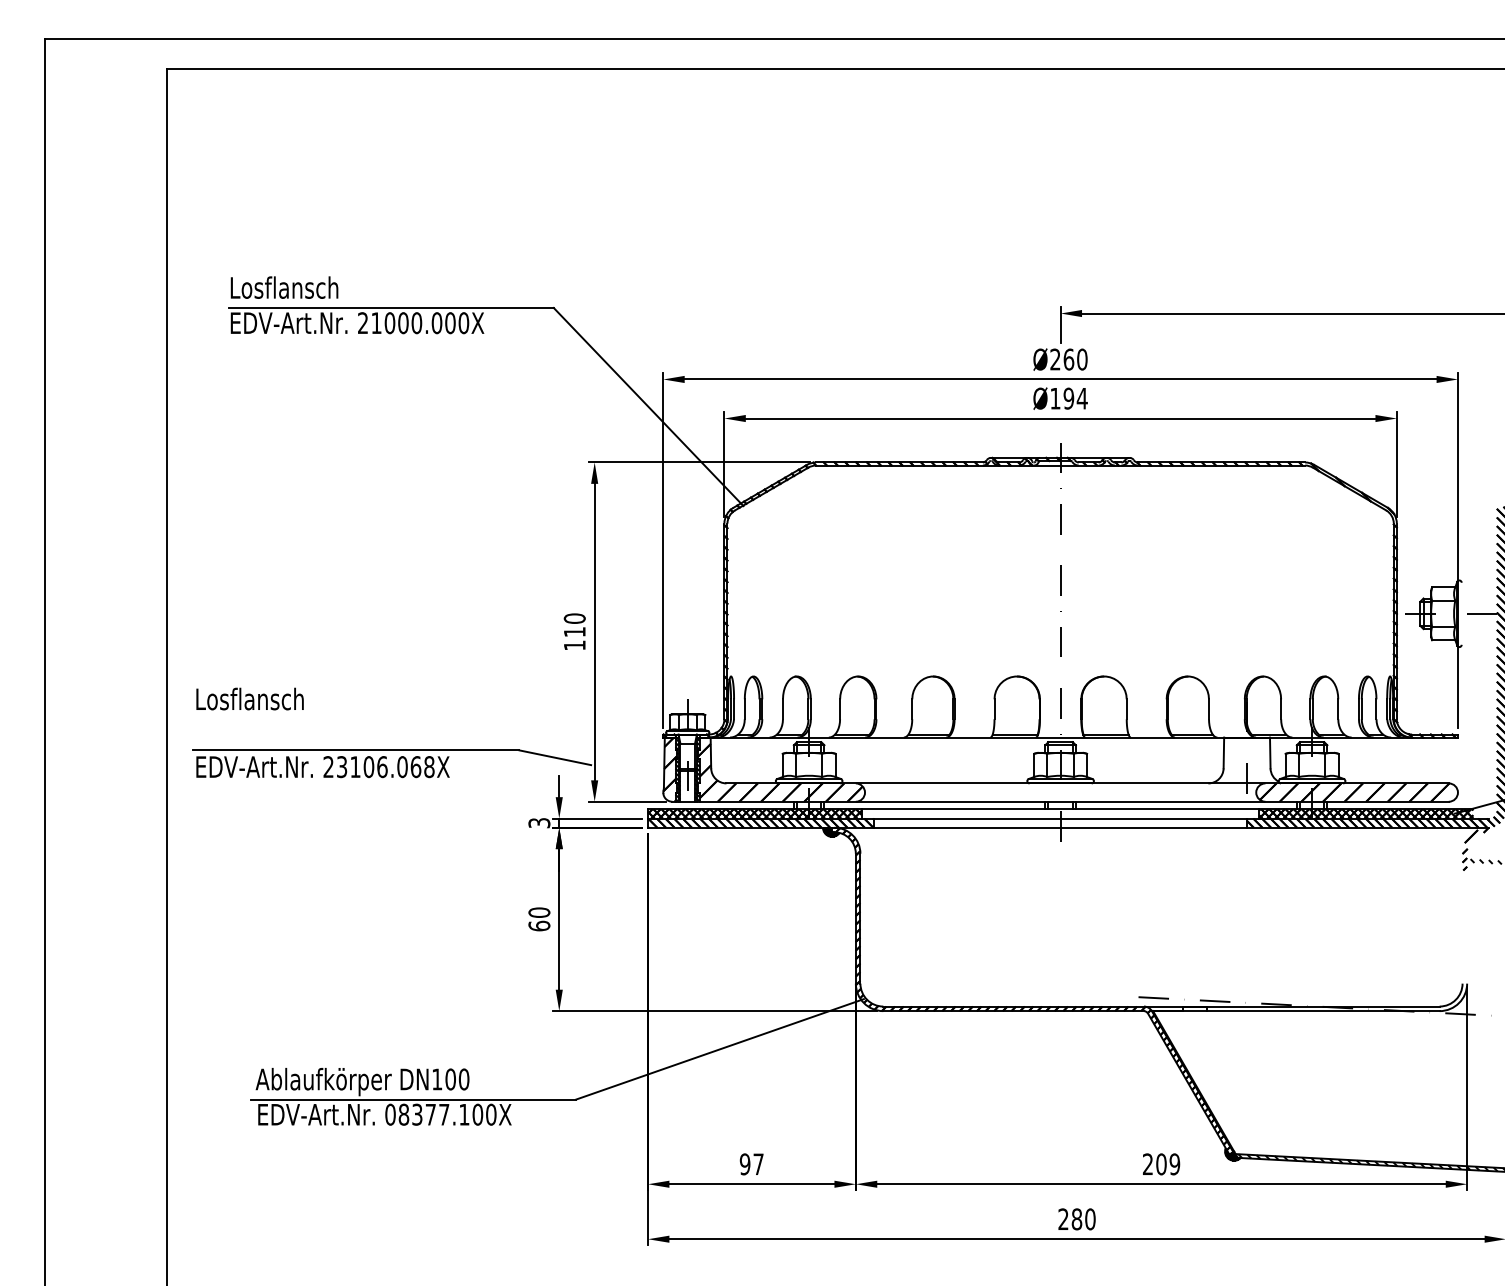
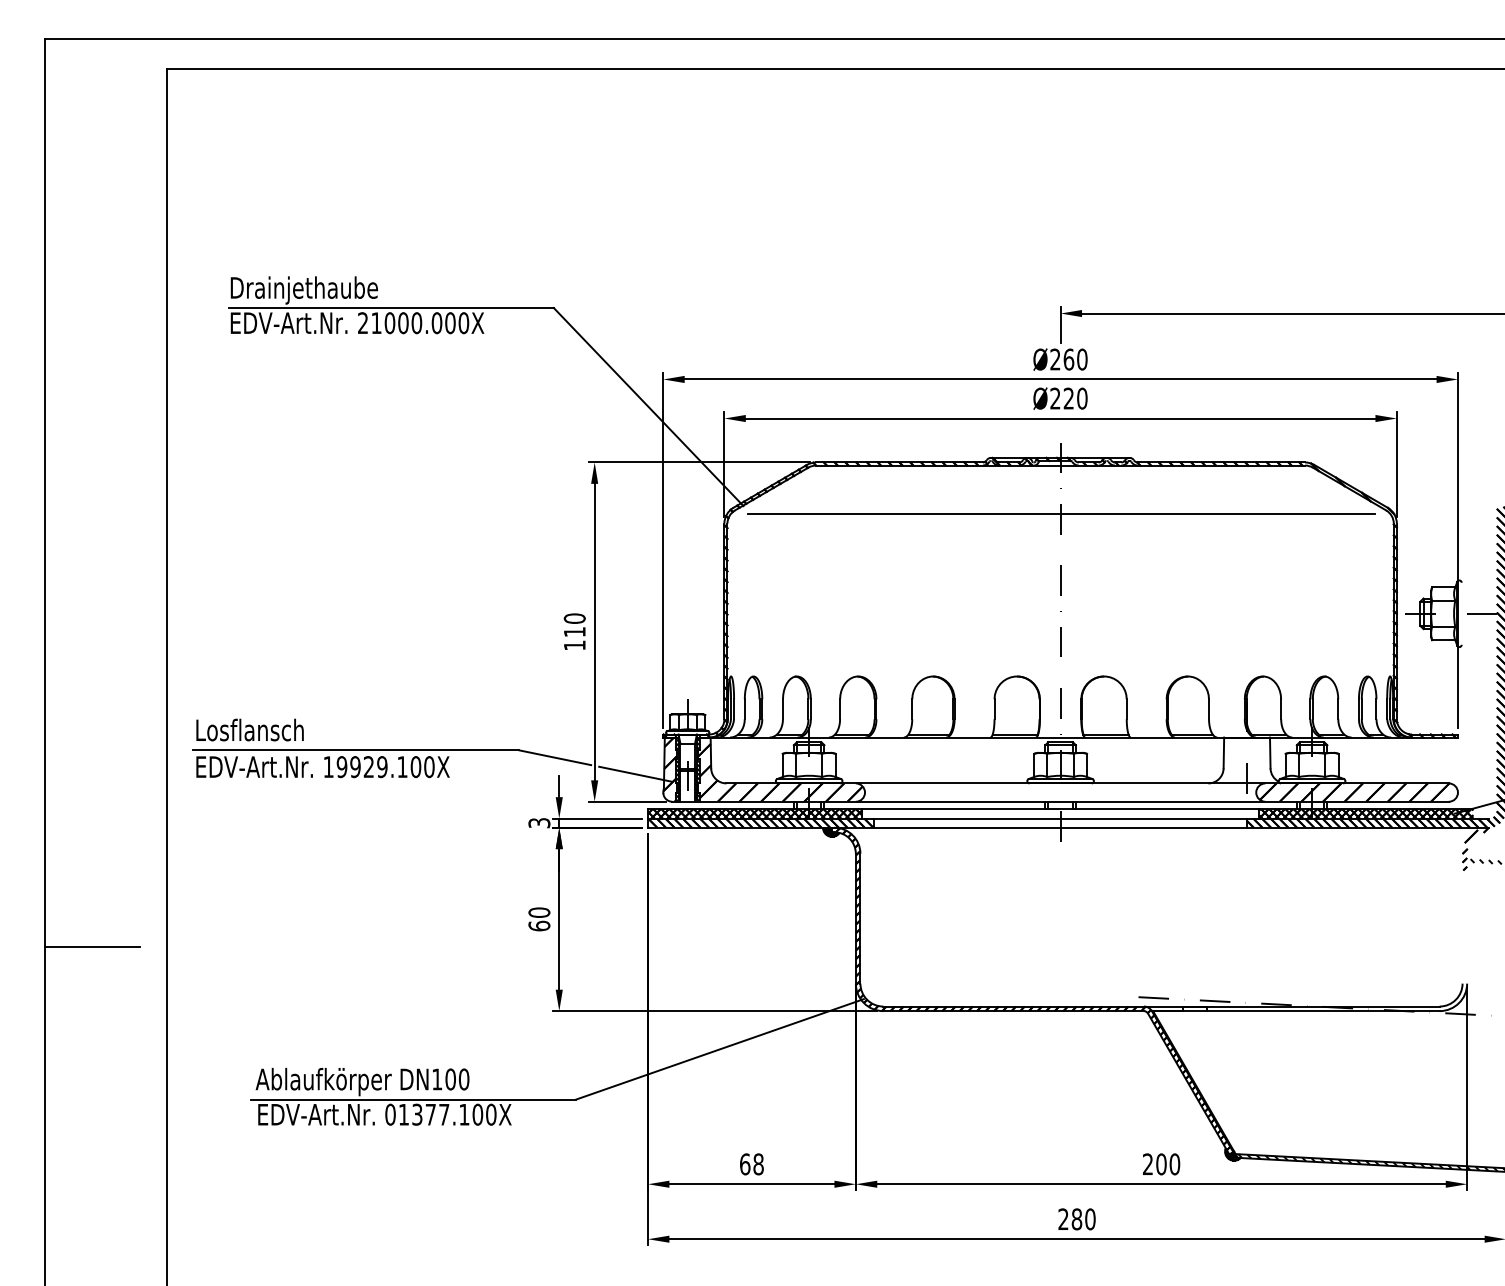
text: Losflansch -> Drainjethaube (305, 290)
text: Ø194 -> Ø220 (1068, 398)
line: none -> present (1060, 514)
text position: (249, 698) -> (249, 729) (249, 729)
text: 23106.068X -> 19929.100X (378, 767)
line: none -> present (635, 773)
line: none -> present (92, 946)
text: 08377.100X -> 01377.100X (403, 1114)
text: 97 -> 68 (751, 1164)
text: 209 -> 200 (1174, 1164)
